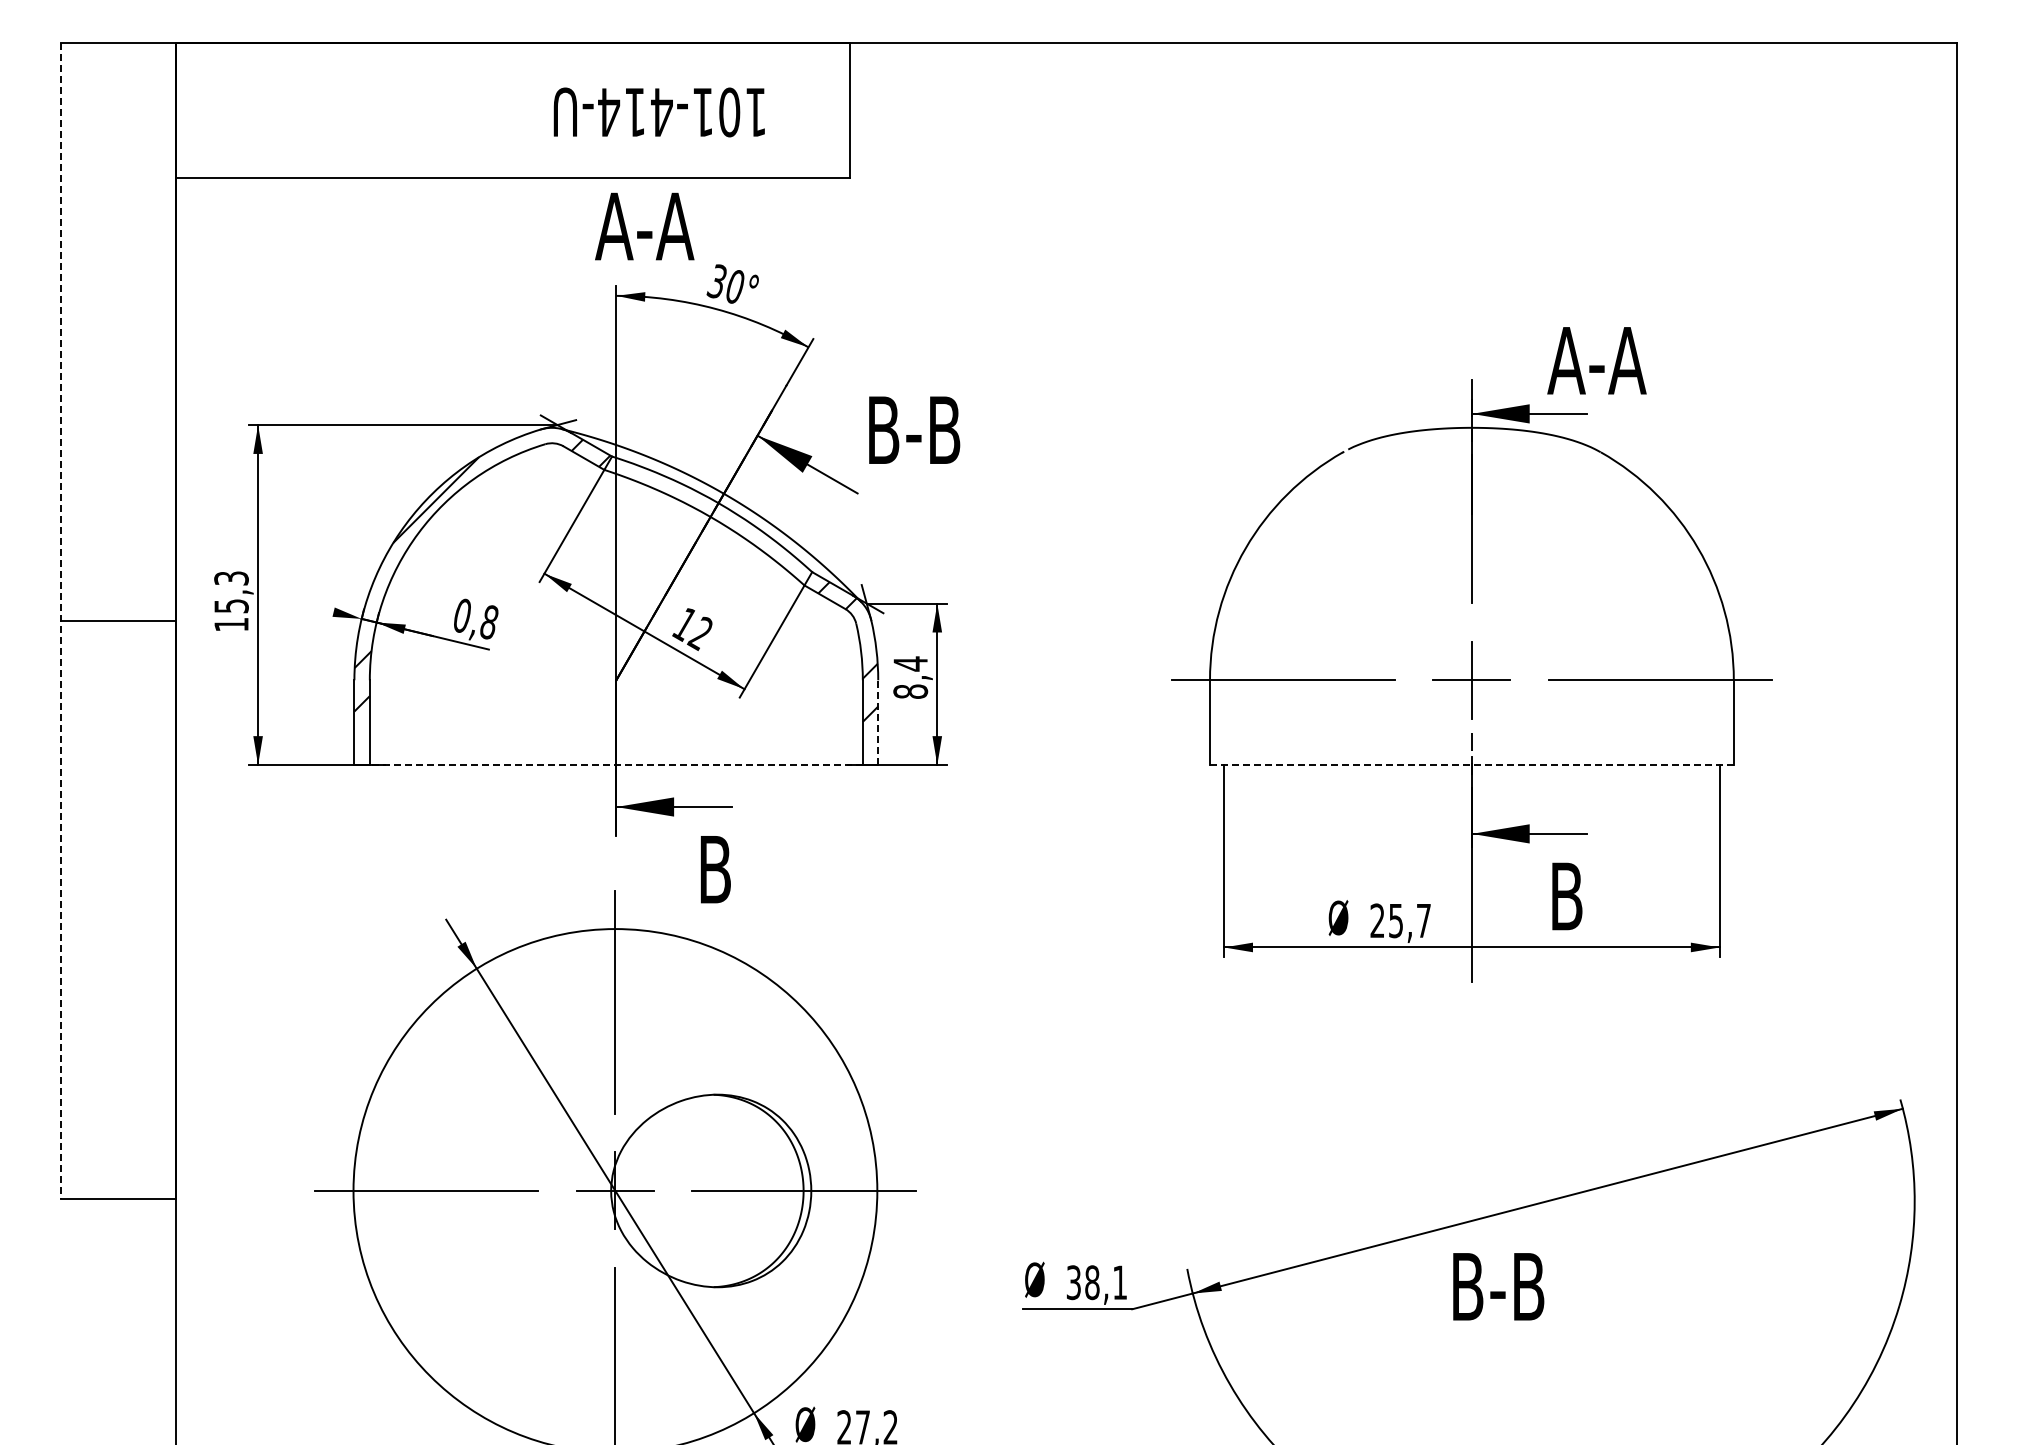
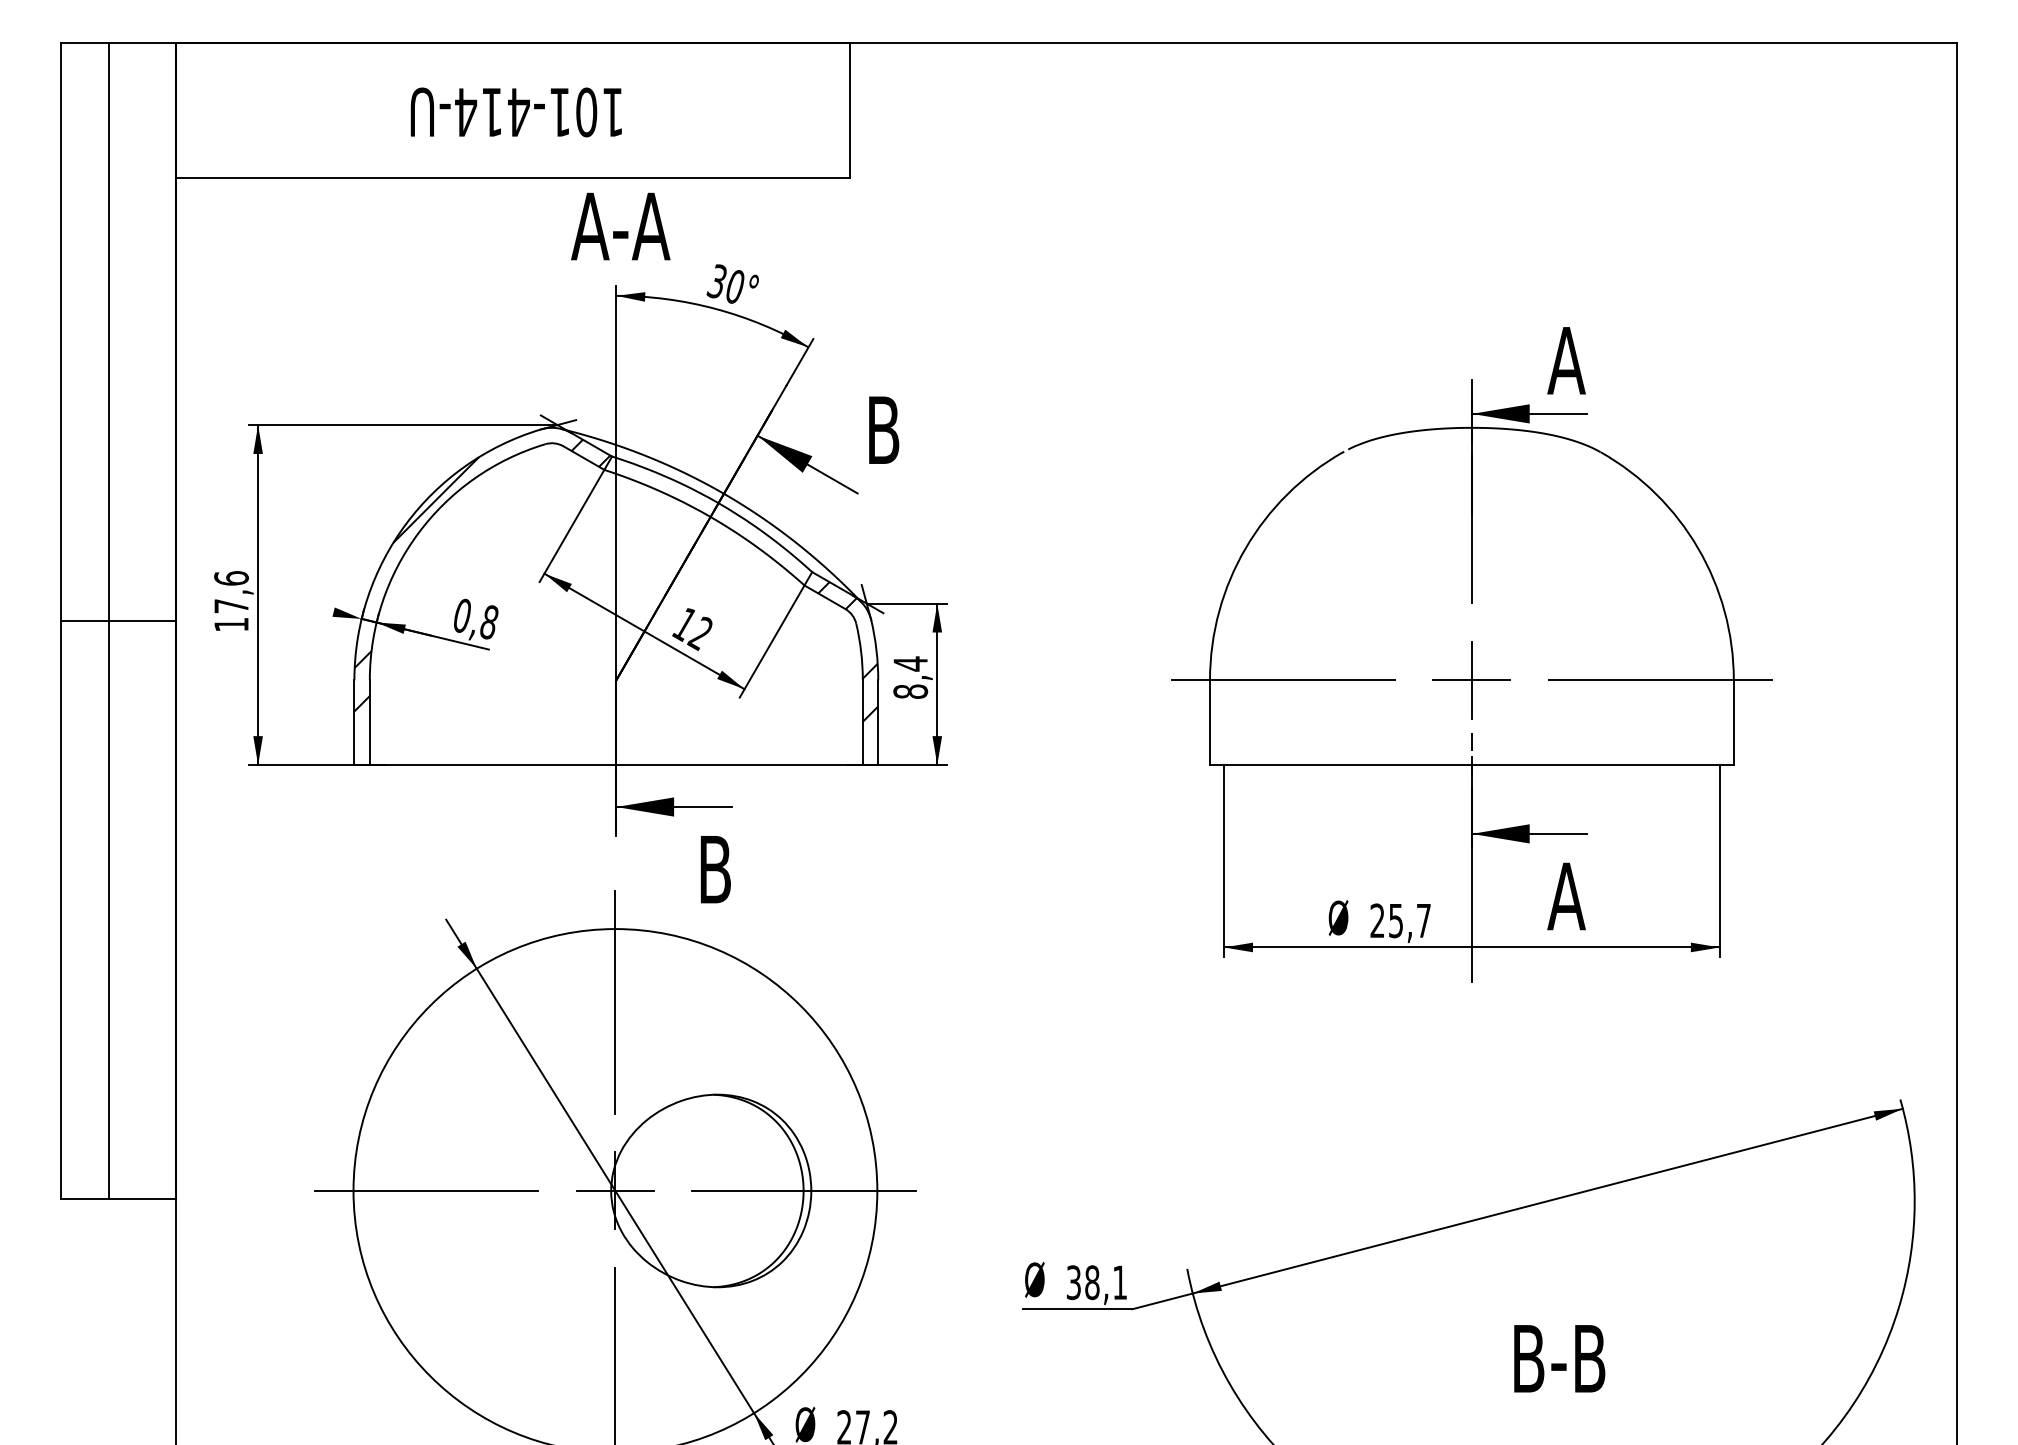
text position: (658, 112) -> (515, 112) (515, 112)
text position: (644, 226) -> (620, 226) (620, 226)
text: A-A -> A (1617, 360)
text: B-B -> B (933, 429)
text: 15,3 -> 17,6 (231, 592)
line: none -> present (108, 620)
line: dashed -> solid (60, 621)
line: dashed -> solid (878, 722)
line: dashed -> solid (616, 765)
line: dashed -> solid (1471, 765)
text: B -> A (1566, 896)
text position: (1498, 1286) -> (1559, 1358) (1559, 1358)
